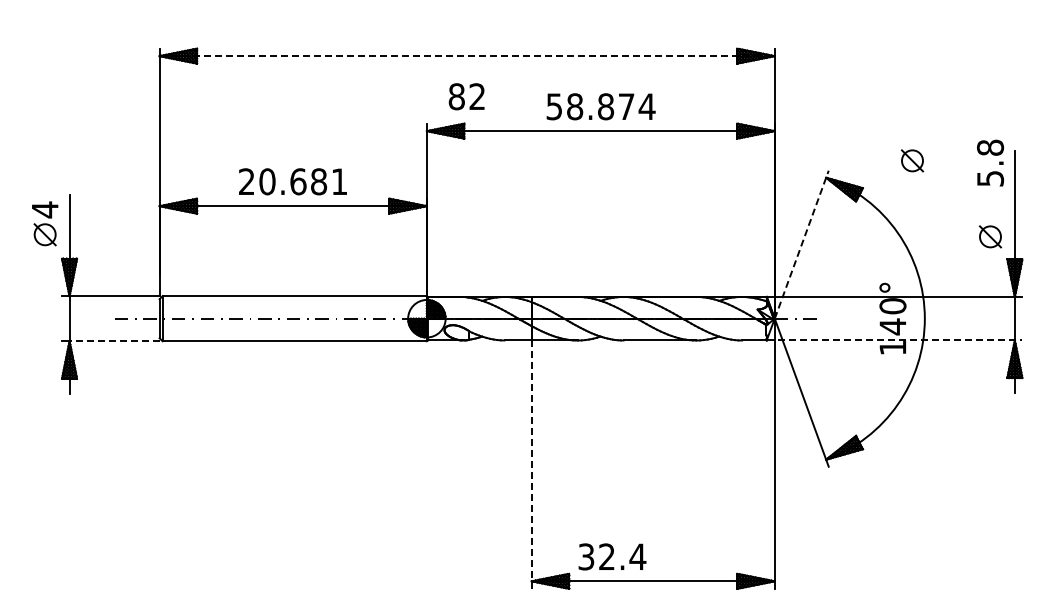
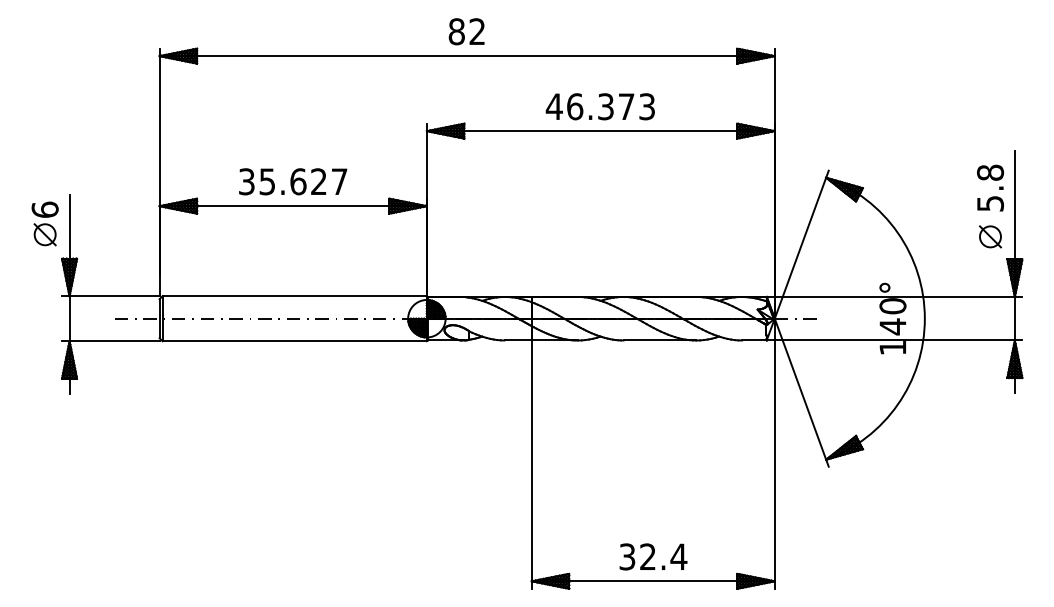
line: dashed -> solid (467, 56)
text position: (466, 96) -> (466, 31) (466, 31)
text: 58.874 -> 46.373 (600, 106)
part: present -> none (912, 160)
text position: (990, 162) -> (990, 187) (990, 187)
text: 20.681 -> 35.627 (293, 181)
text: 4 -> 6 (44, 209)
line: dashed -> solid (801, 244)
line: dashed -> solid (894, 340)
line: dashed -> solid (114, 341)
line: dashed -> solid (531, 465)
text position: (612, 556) -> (653, 556) (653, 556)
